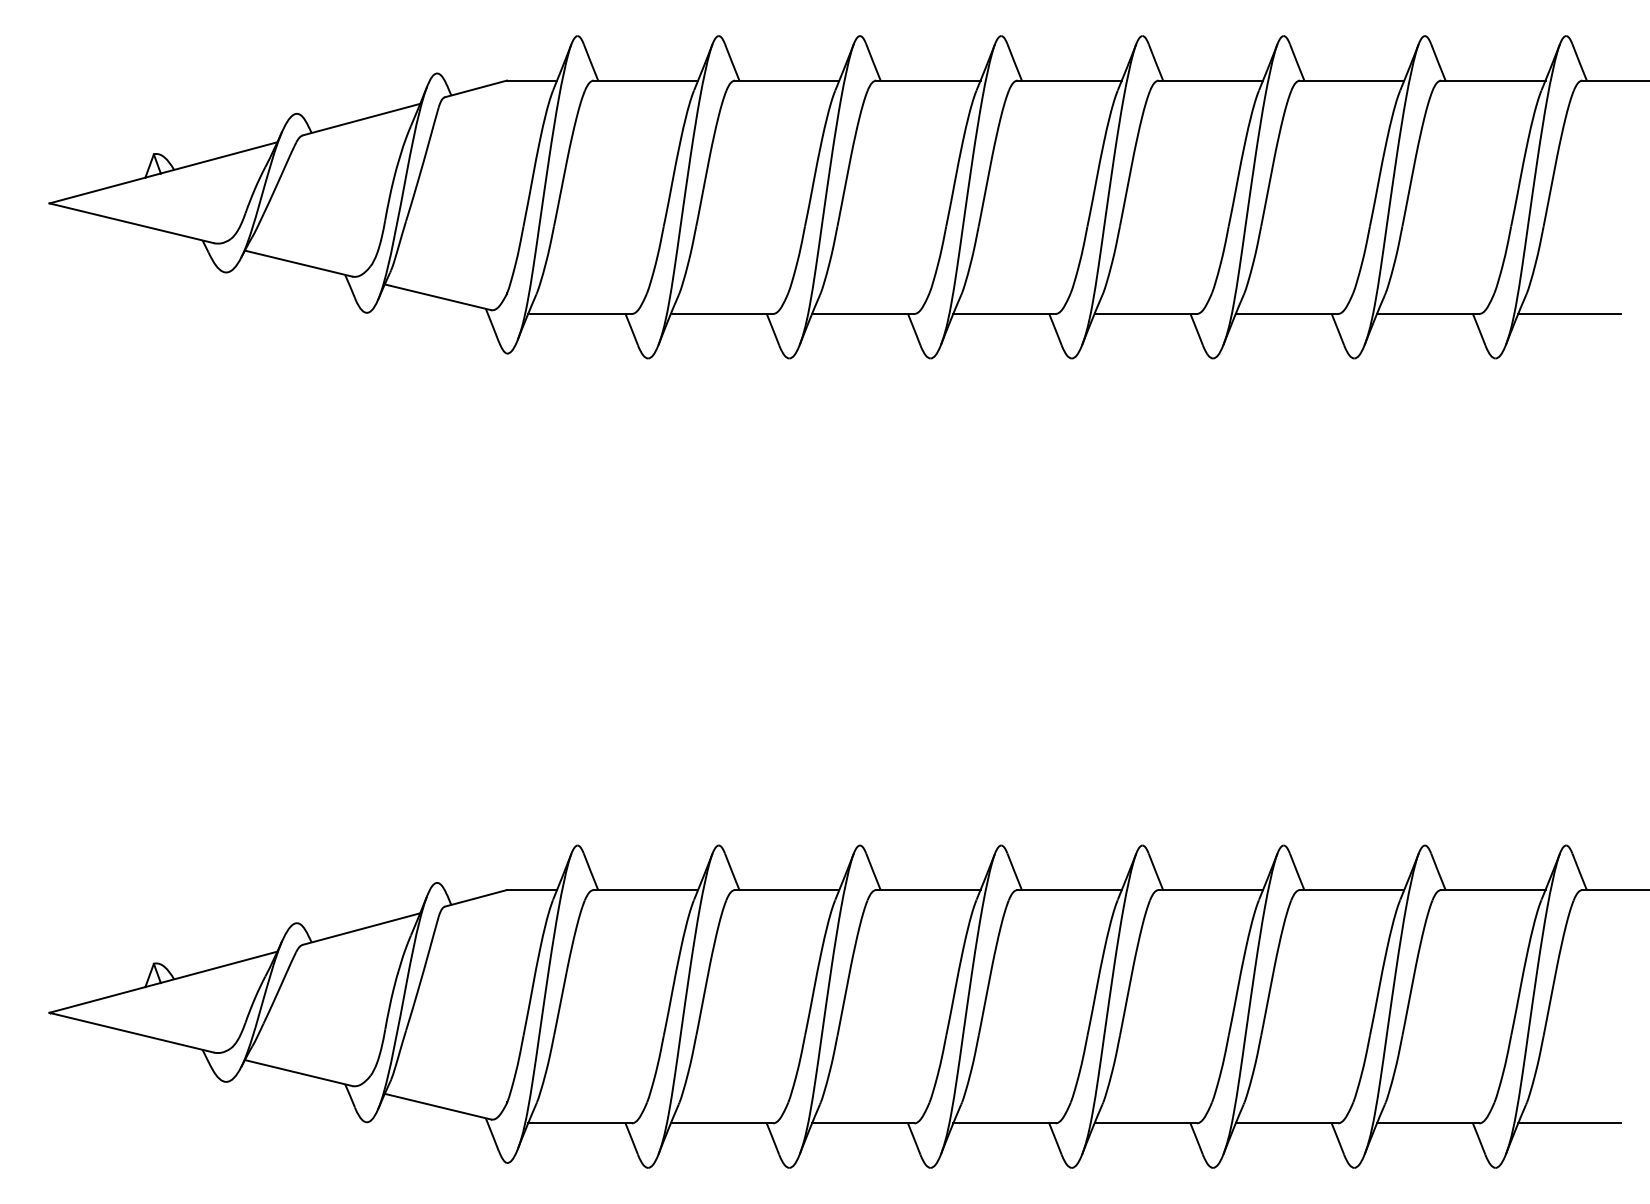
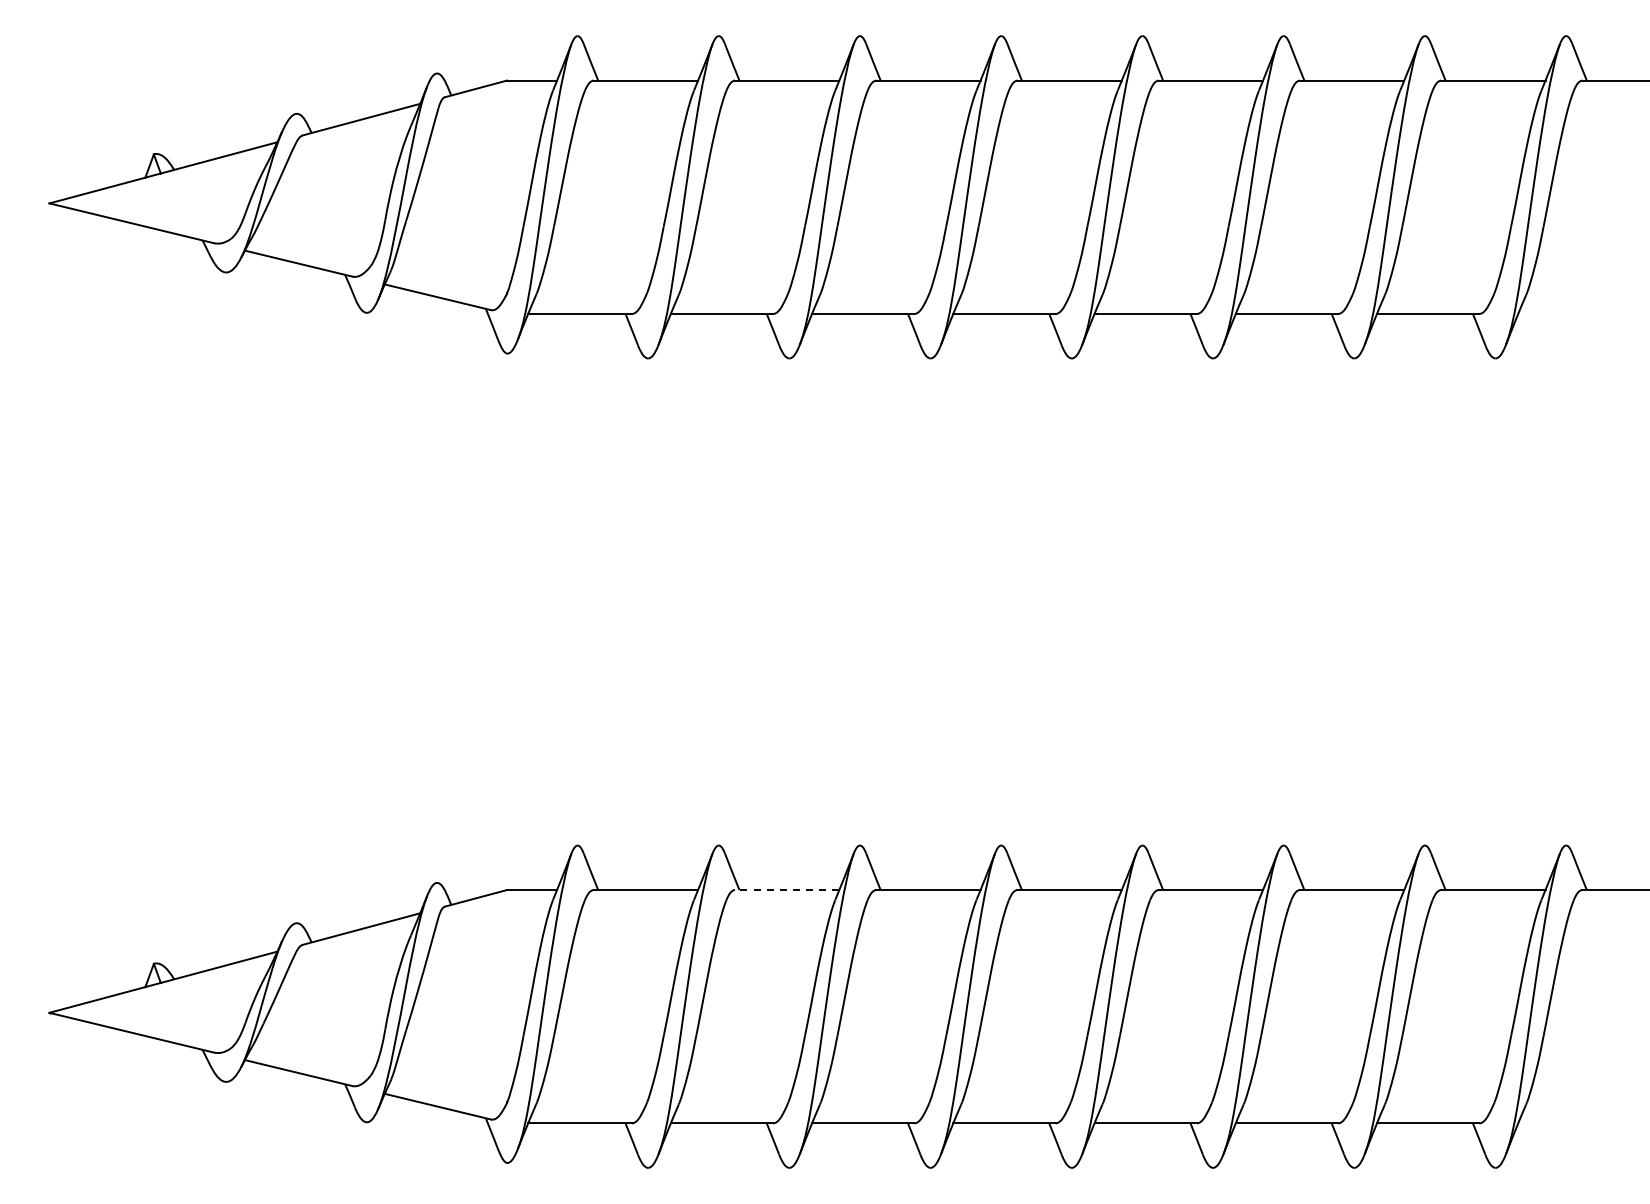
line: present -> none (1569, 313)
line: solid -> dashed (786, 890)
line: present -> none (1569, 1123)
